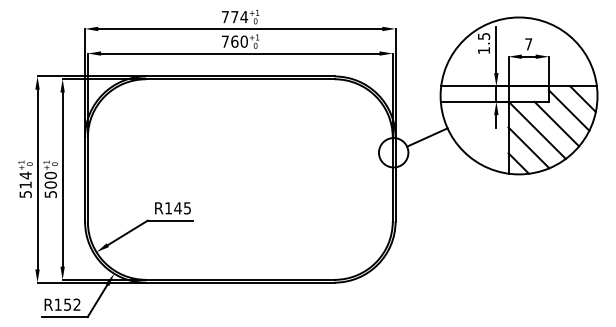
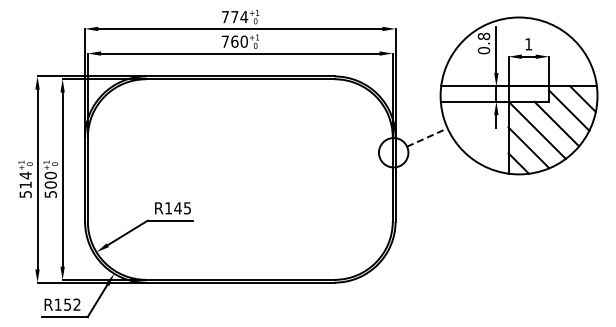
text: 1.5 -> 0.8 (483, 43)
text: 7 -> 1 (528, 44)
line: solid -> dashed (427, 137)
